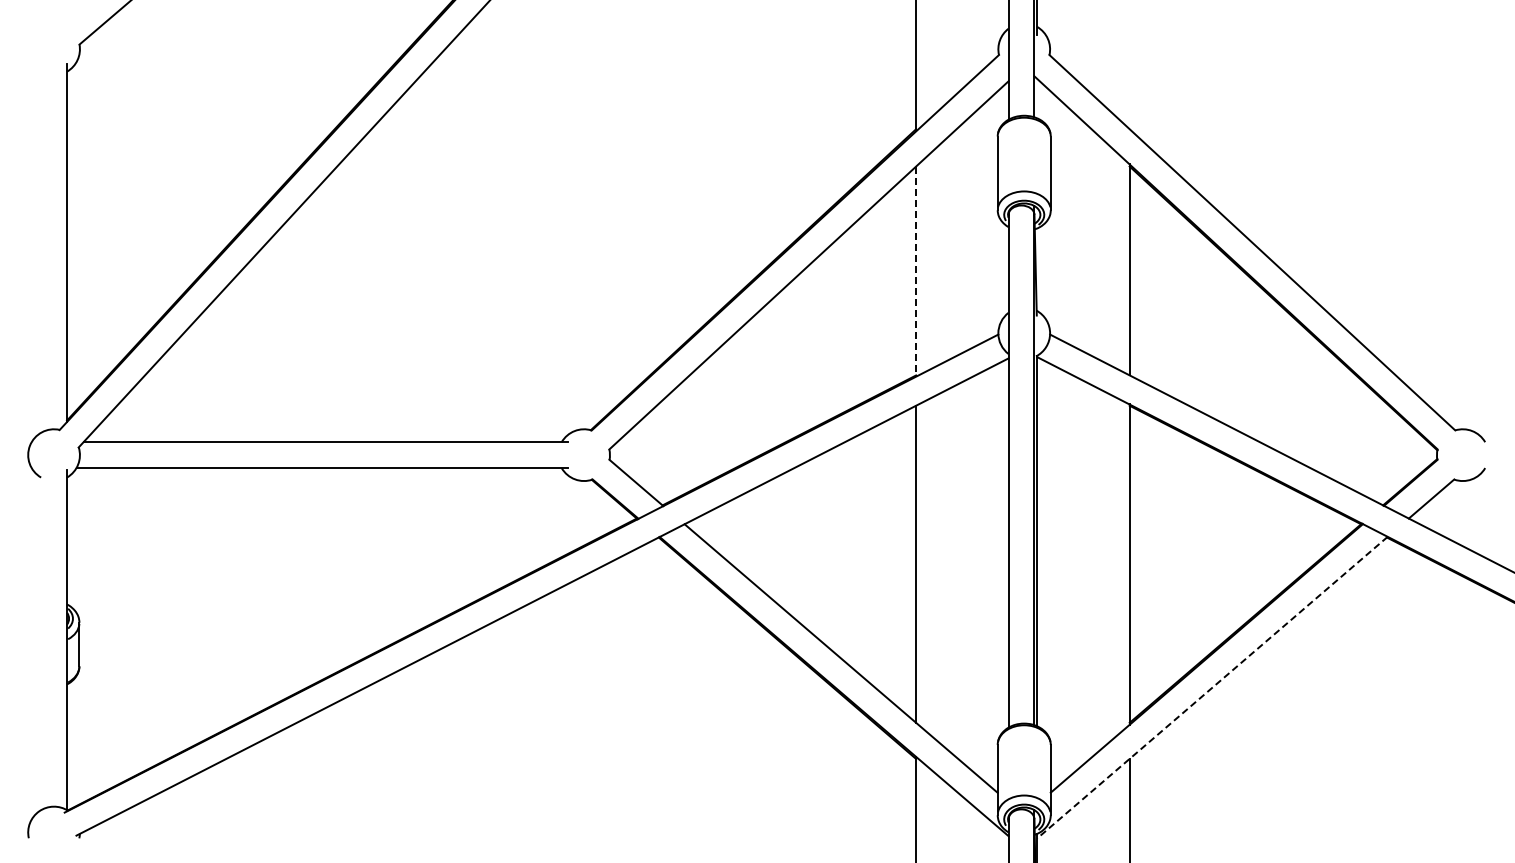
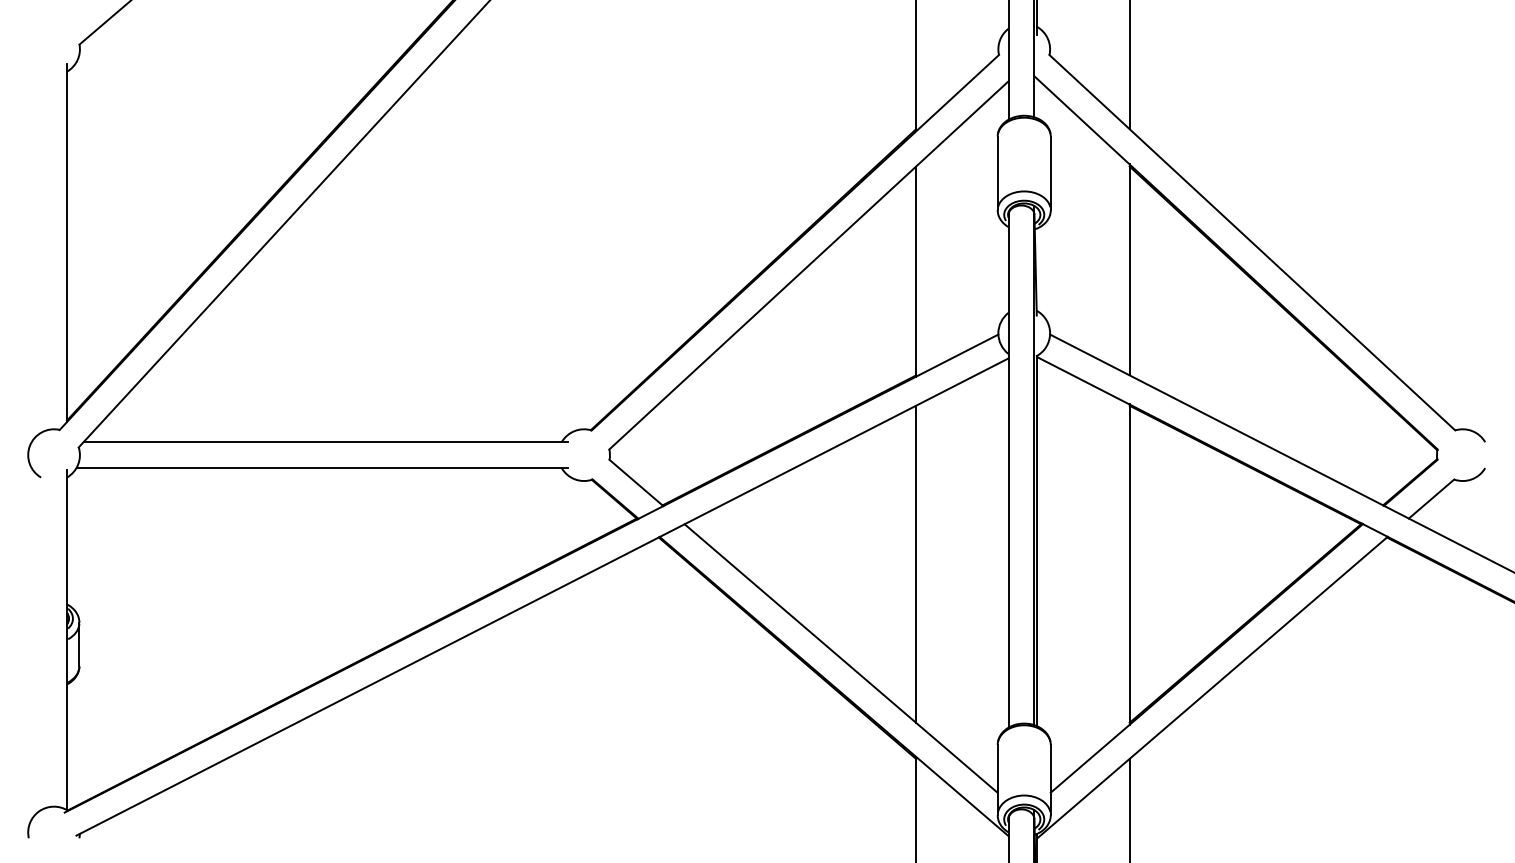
line: none -> present (1129, 65)
line: dashed -> solid (916, 272)
line: dashed -> solid (1212, 687)
